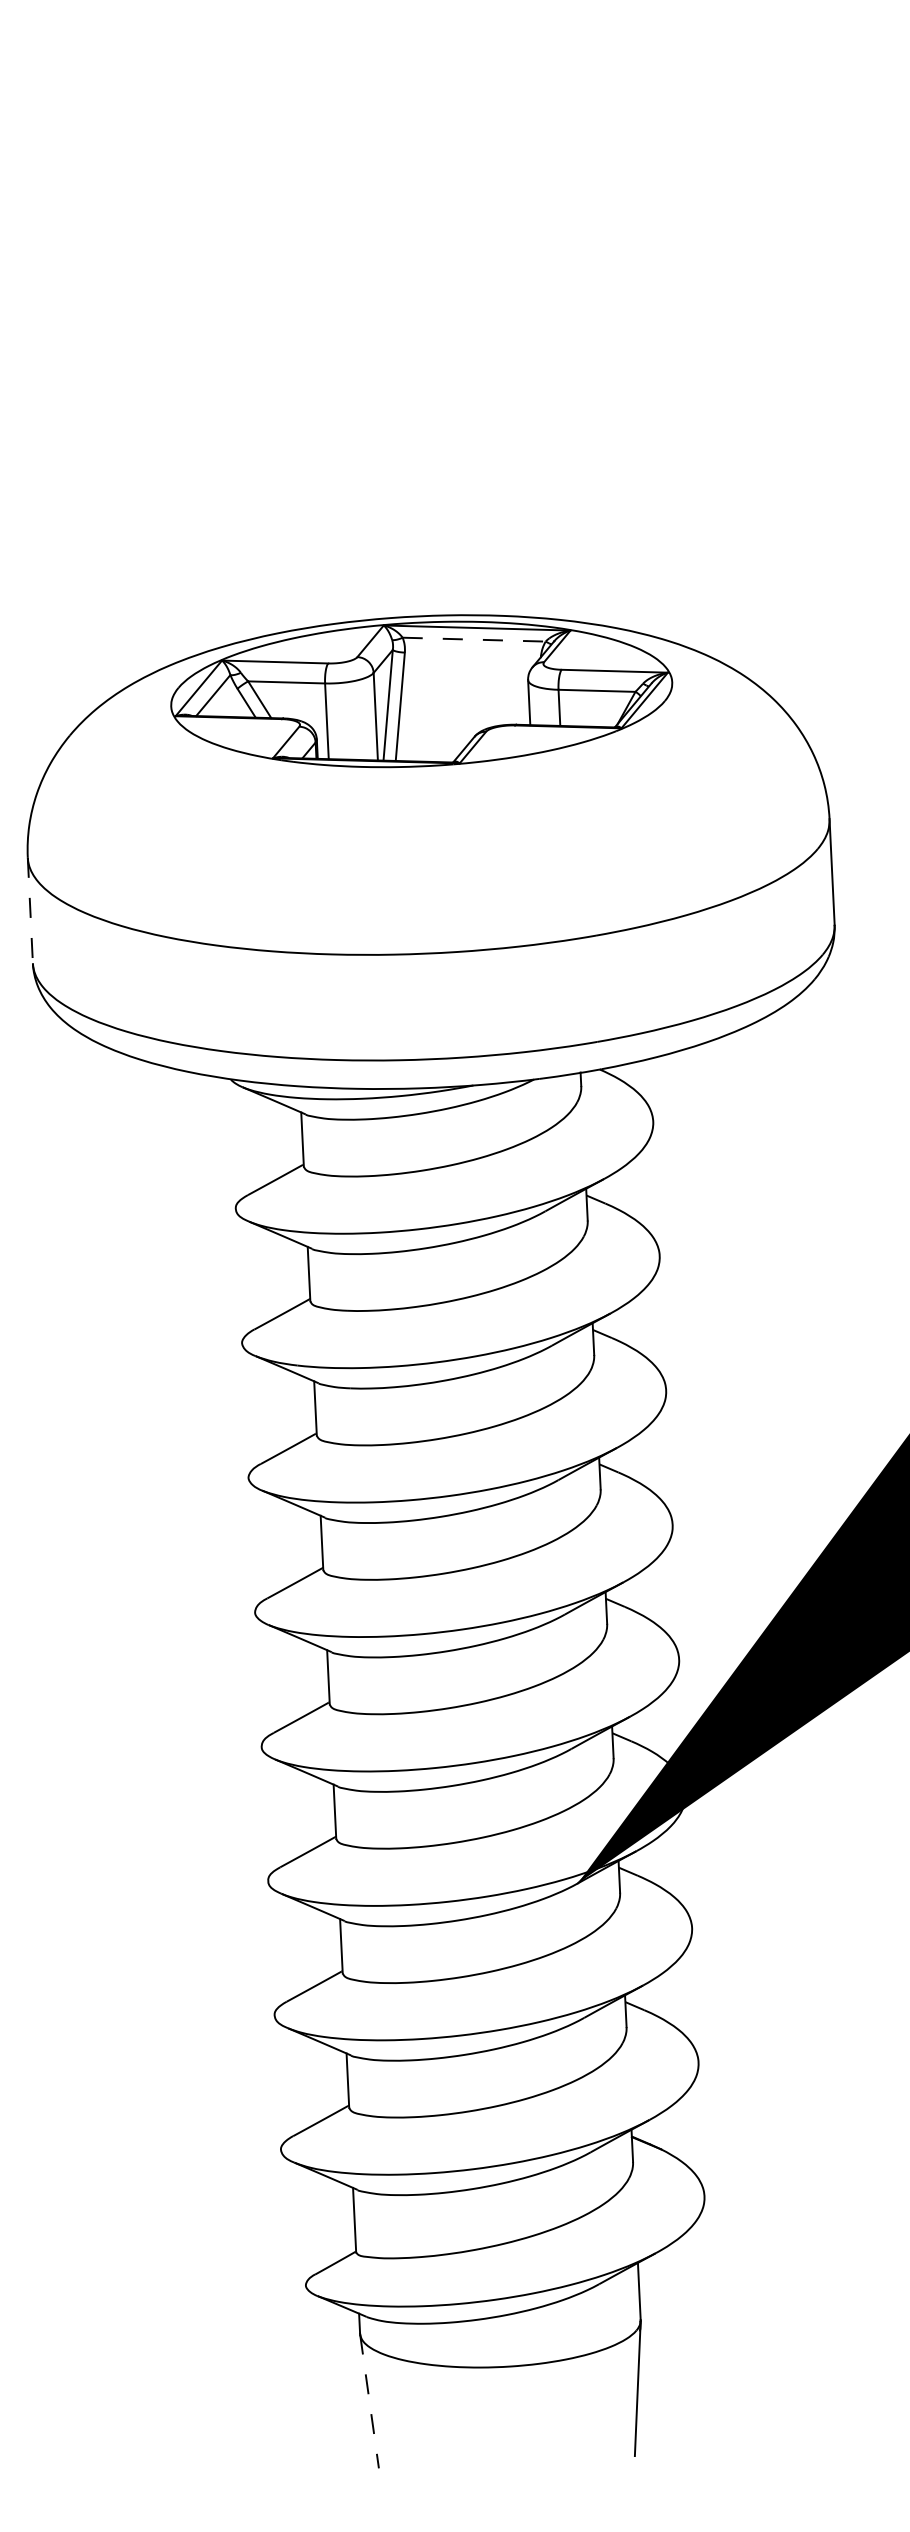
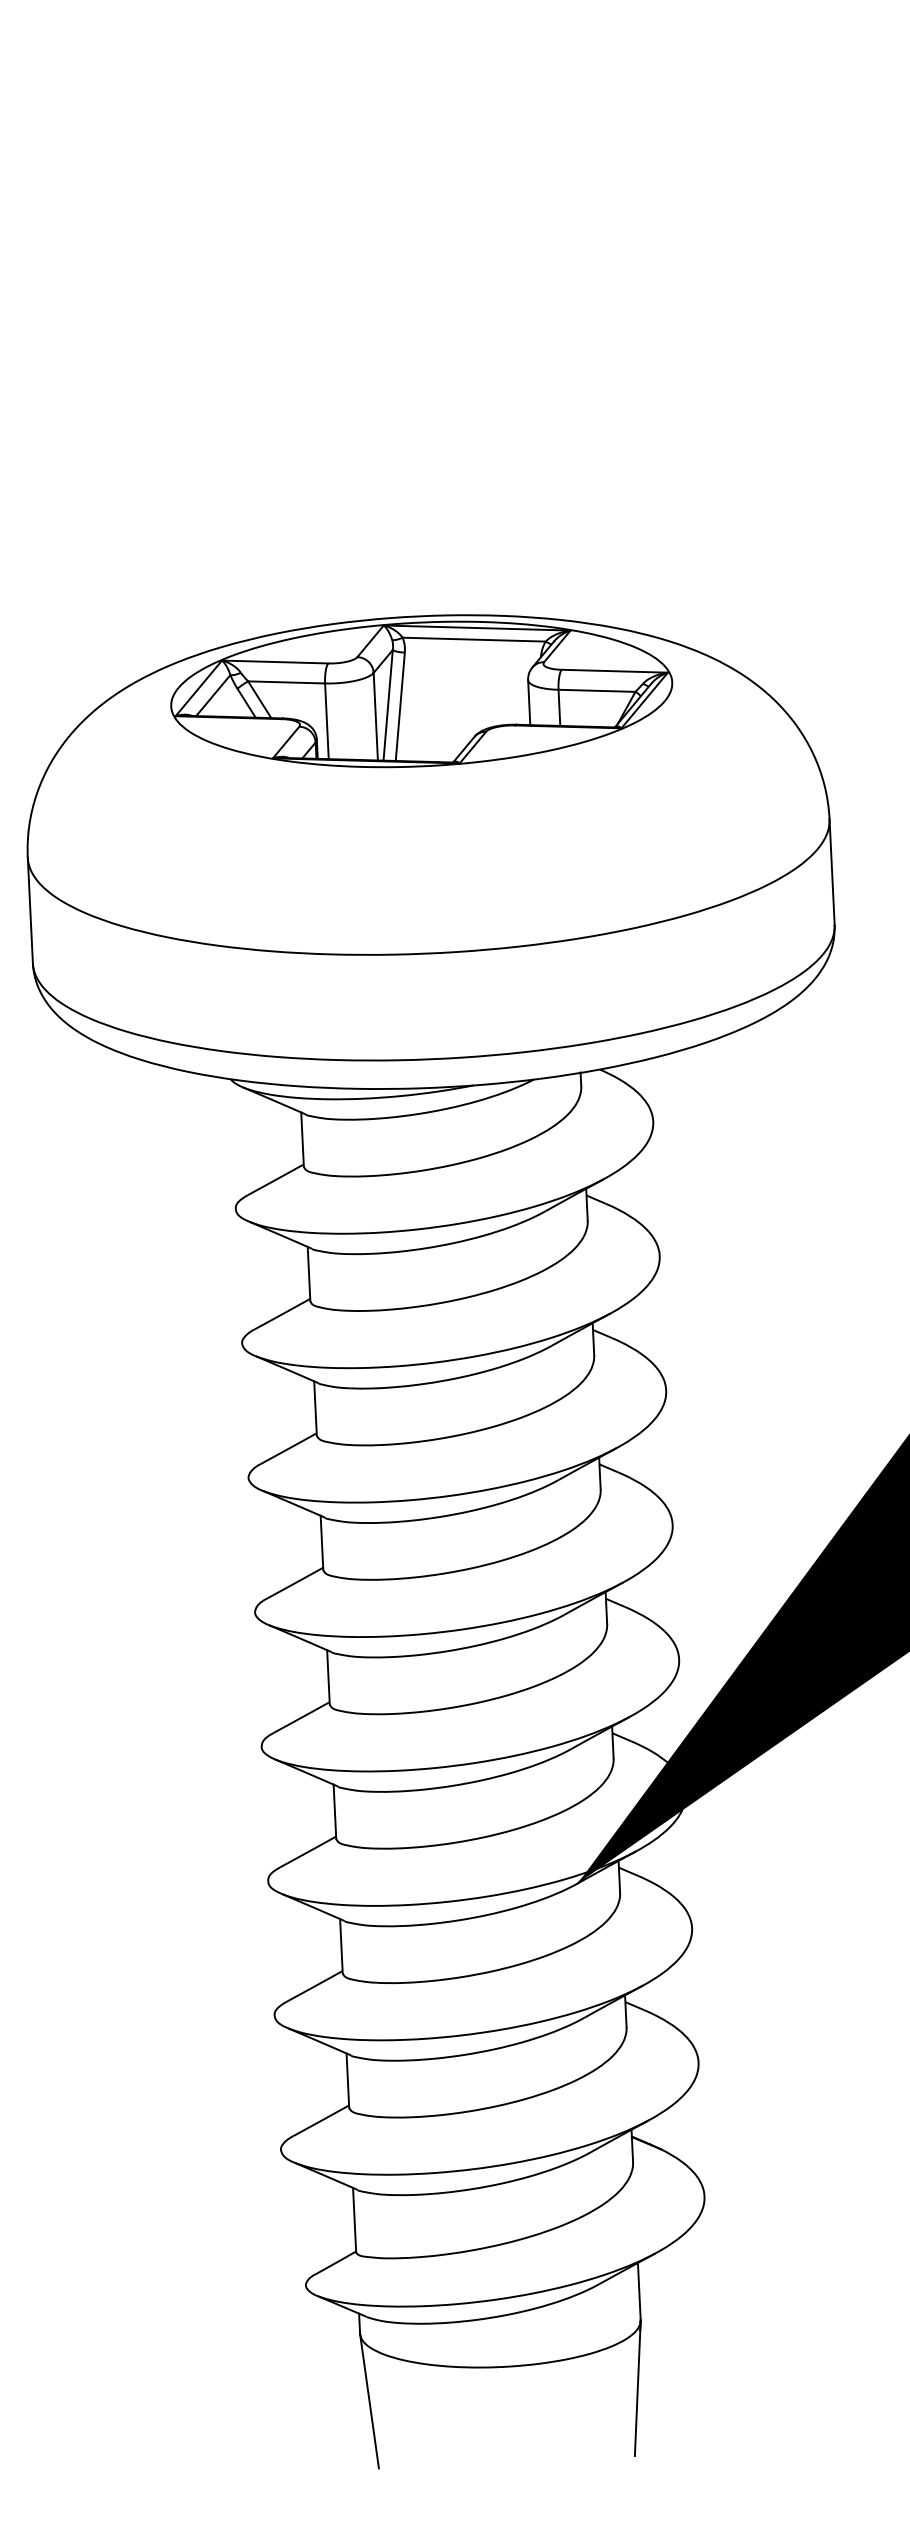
line: dashed -> solid (474, 639)
line: dashed -> solid (30, 910)
line: dashed -> solid (369, 2401)
